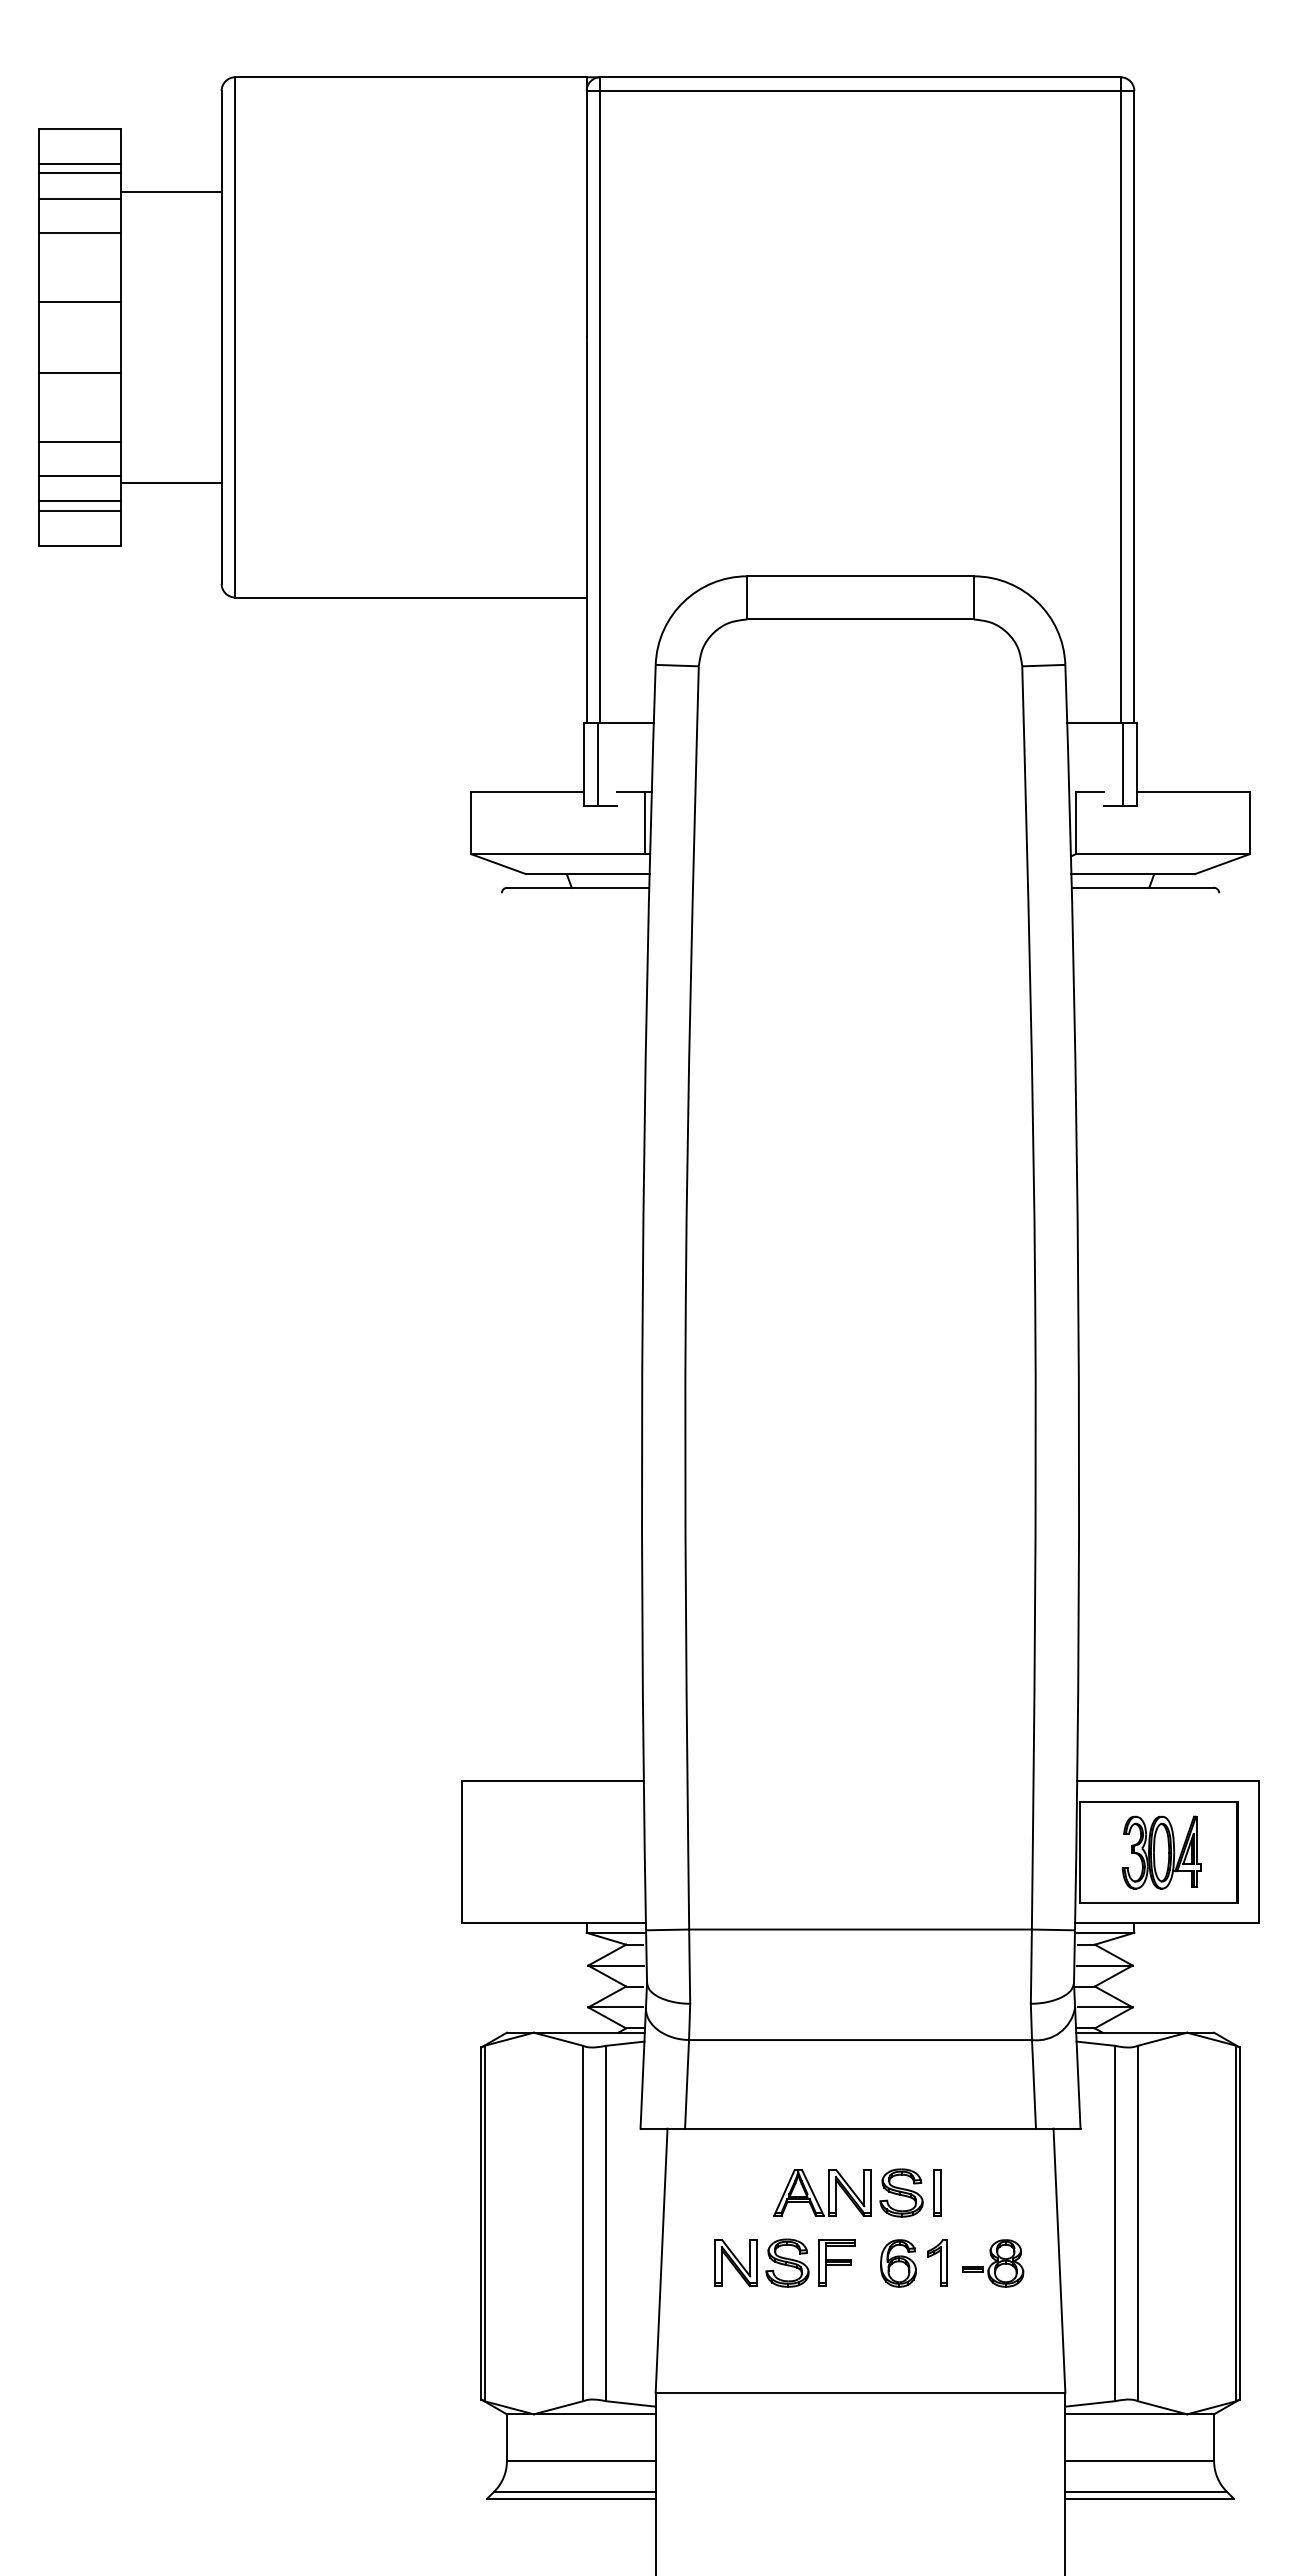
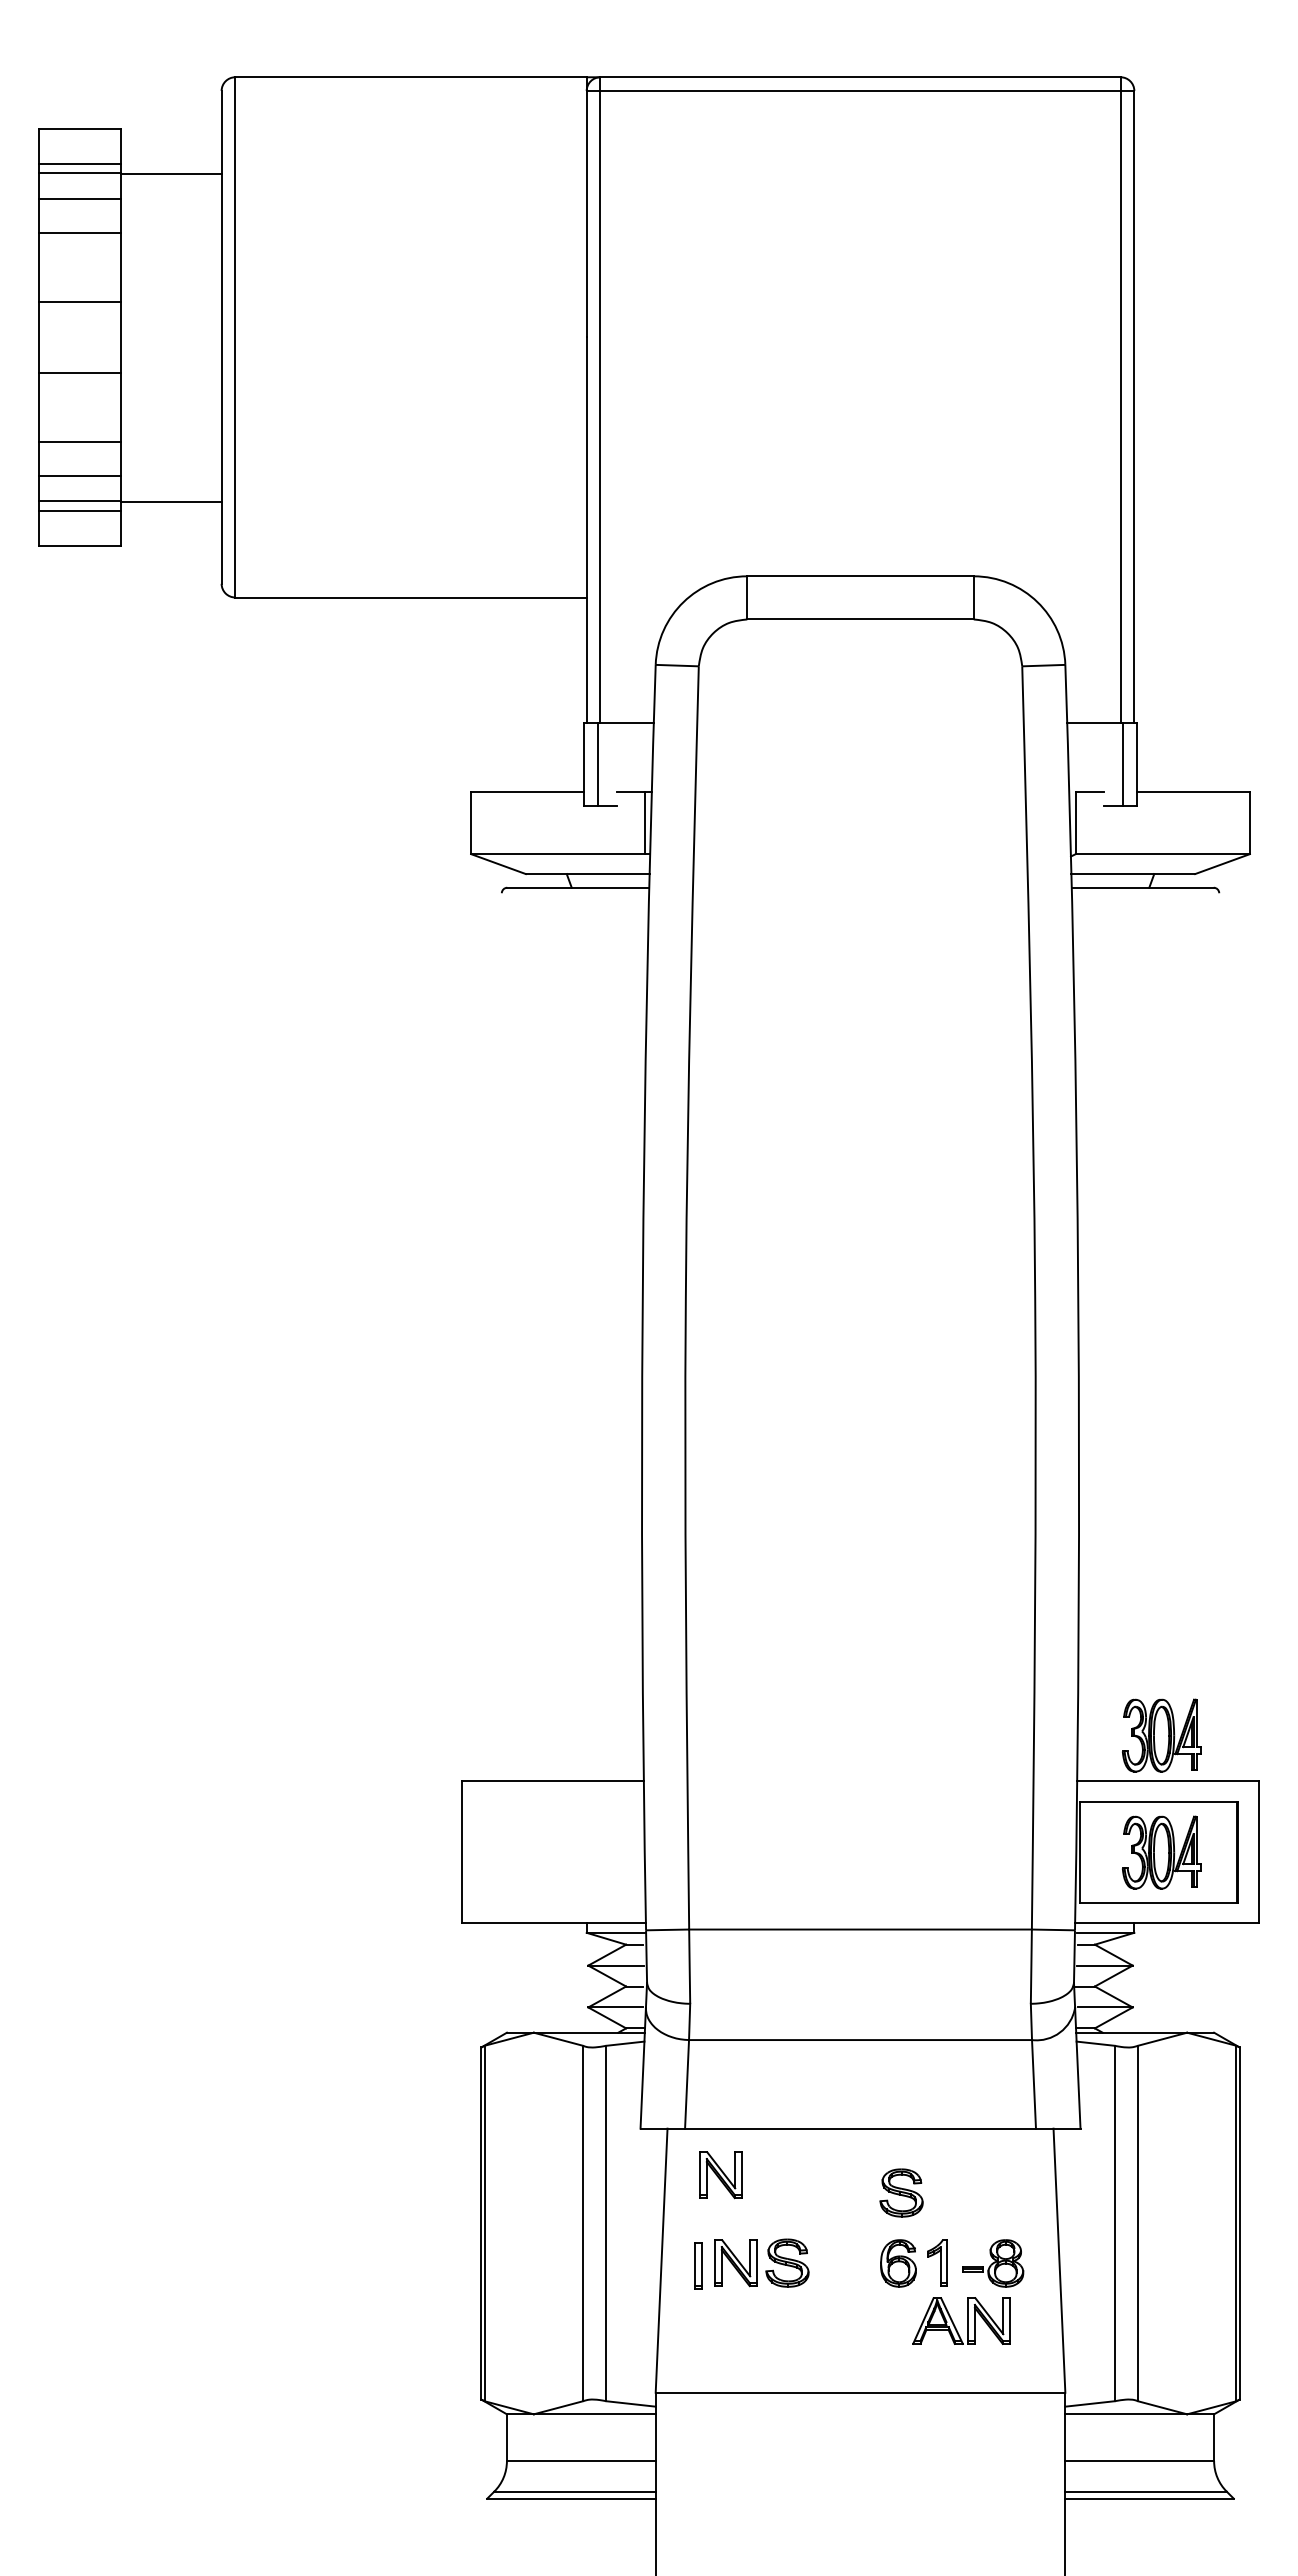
line position: (171, 192) -> (171, 174) (171, 174)
line position: (171, 482) -> (171, 501) (171, 501)
part: none -> present (1161, 1735)
part: none -> present (720, 2175)
part position: (822, 2192) -> (961, 2320) (961, 2320)
part position: (937, 2192) -> (698, 2265) (698, 2265)
part: present -> none (836, 2262)
